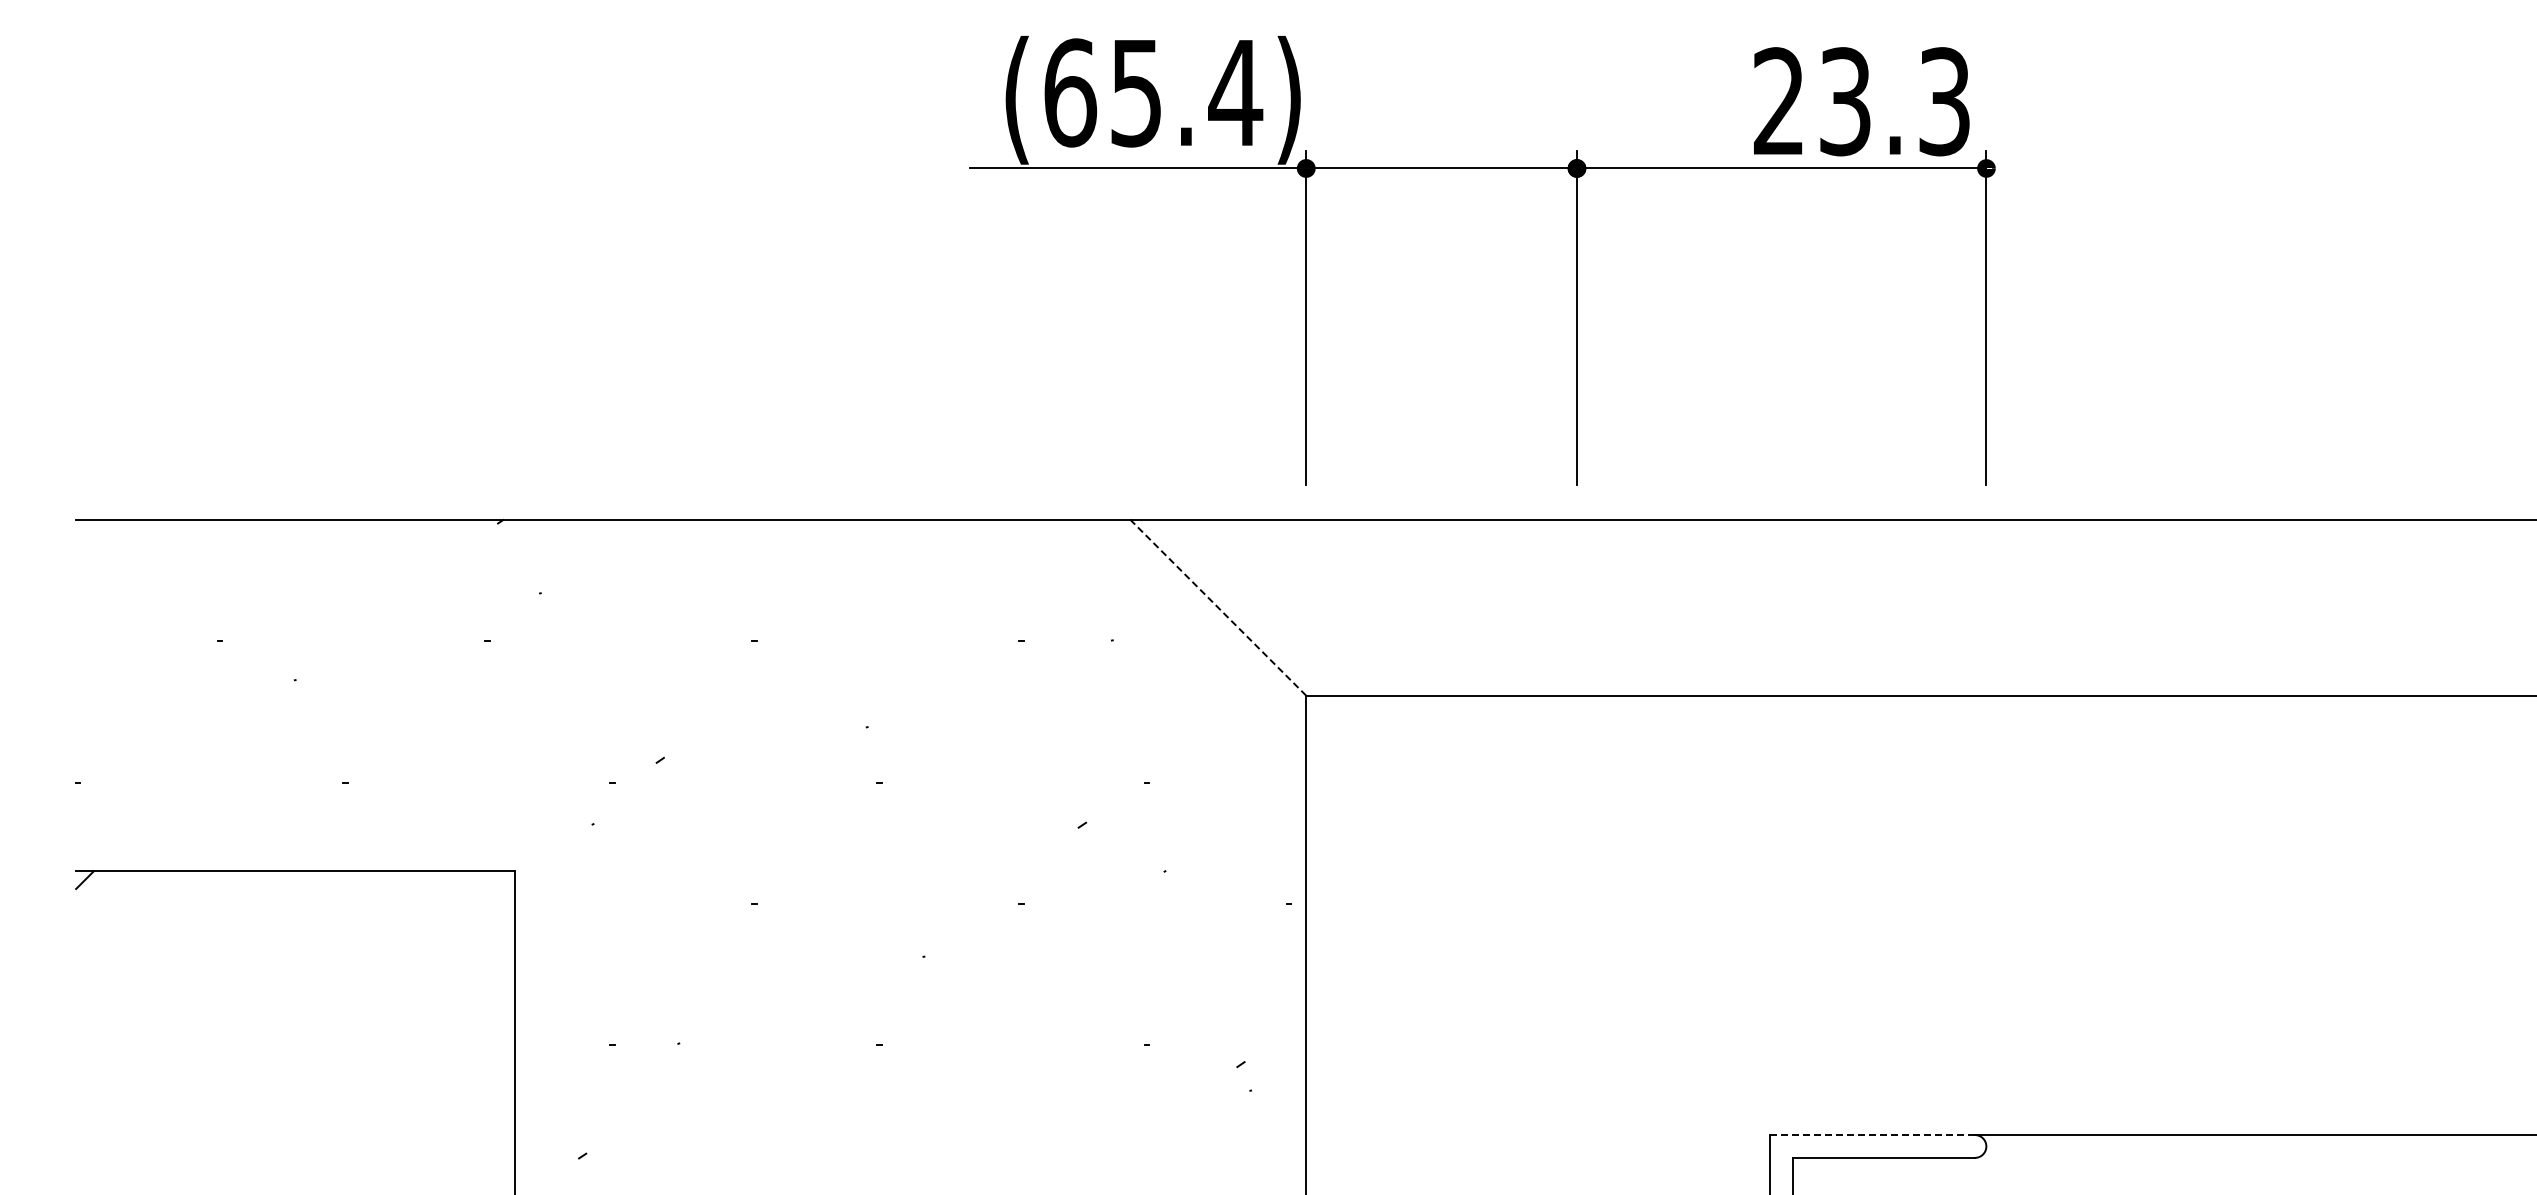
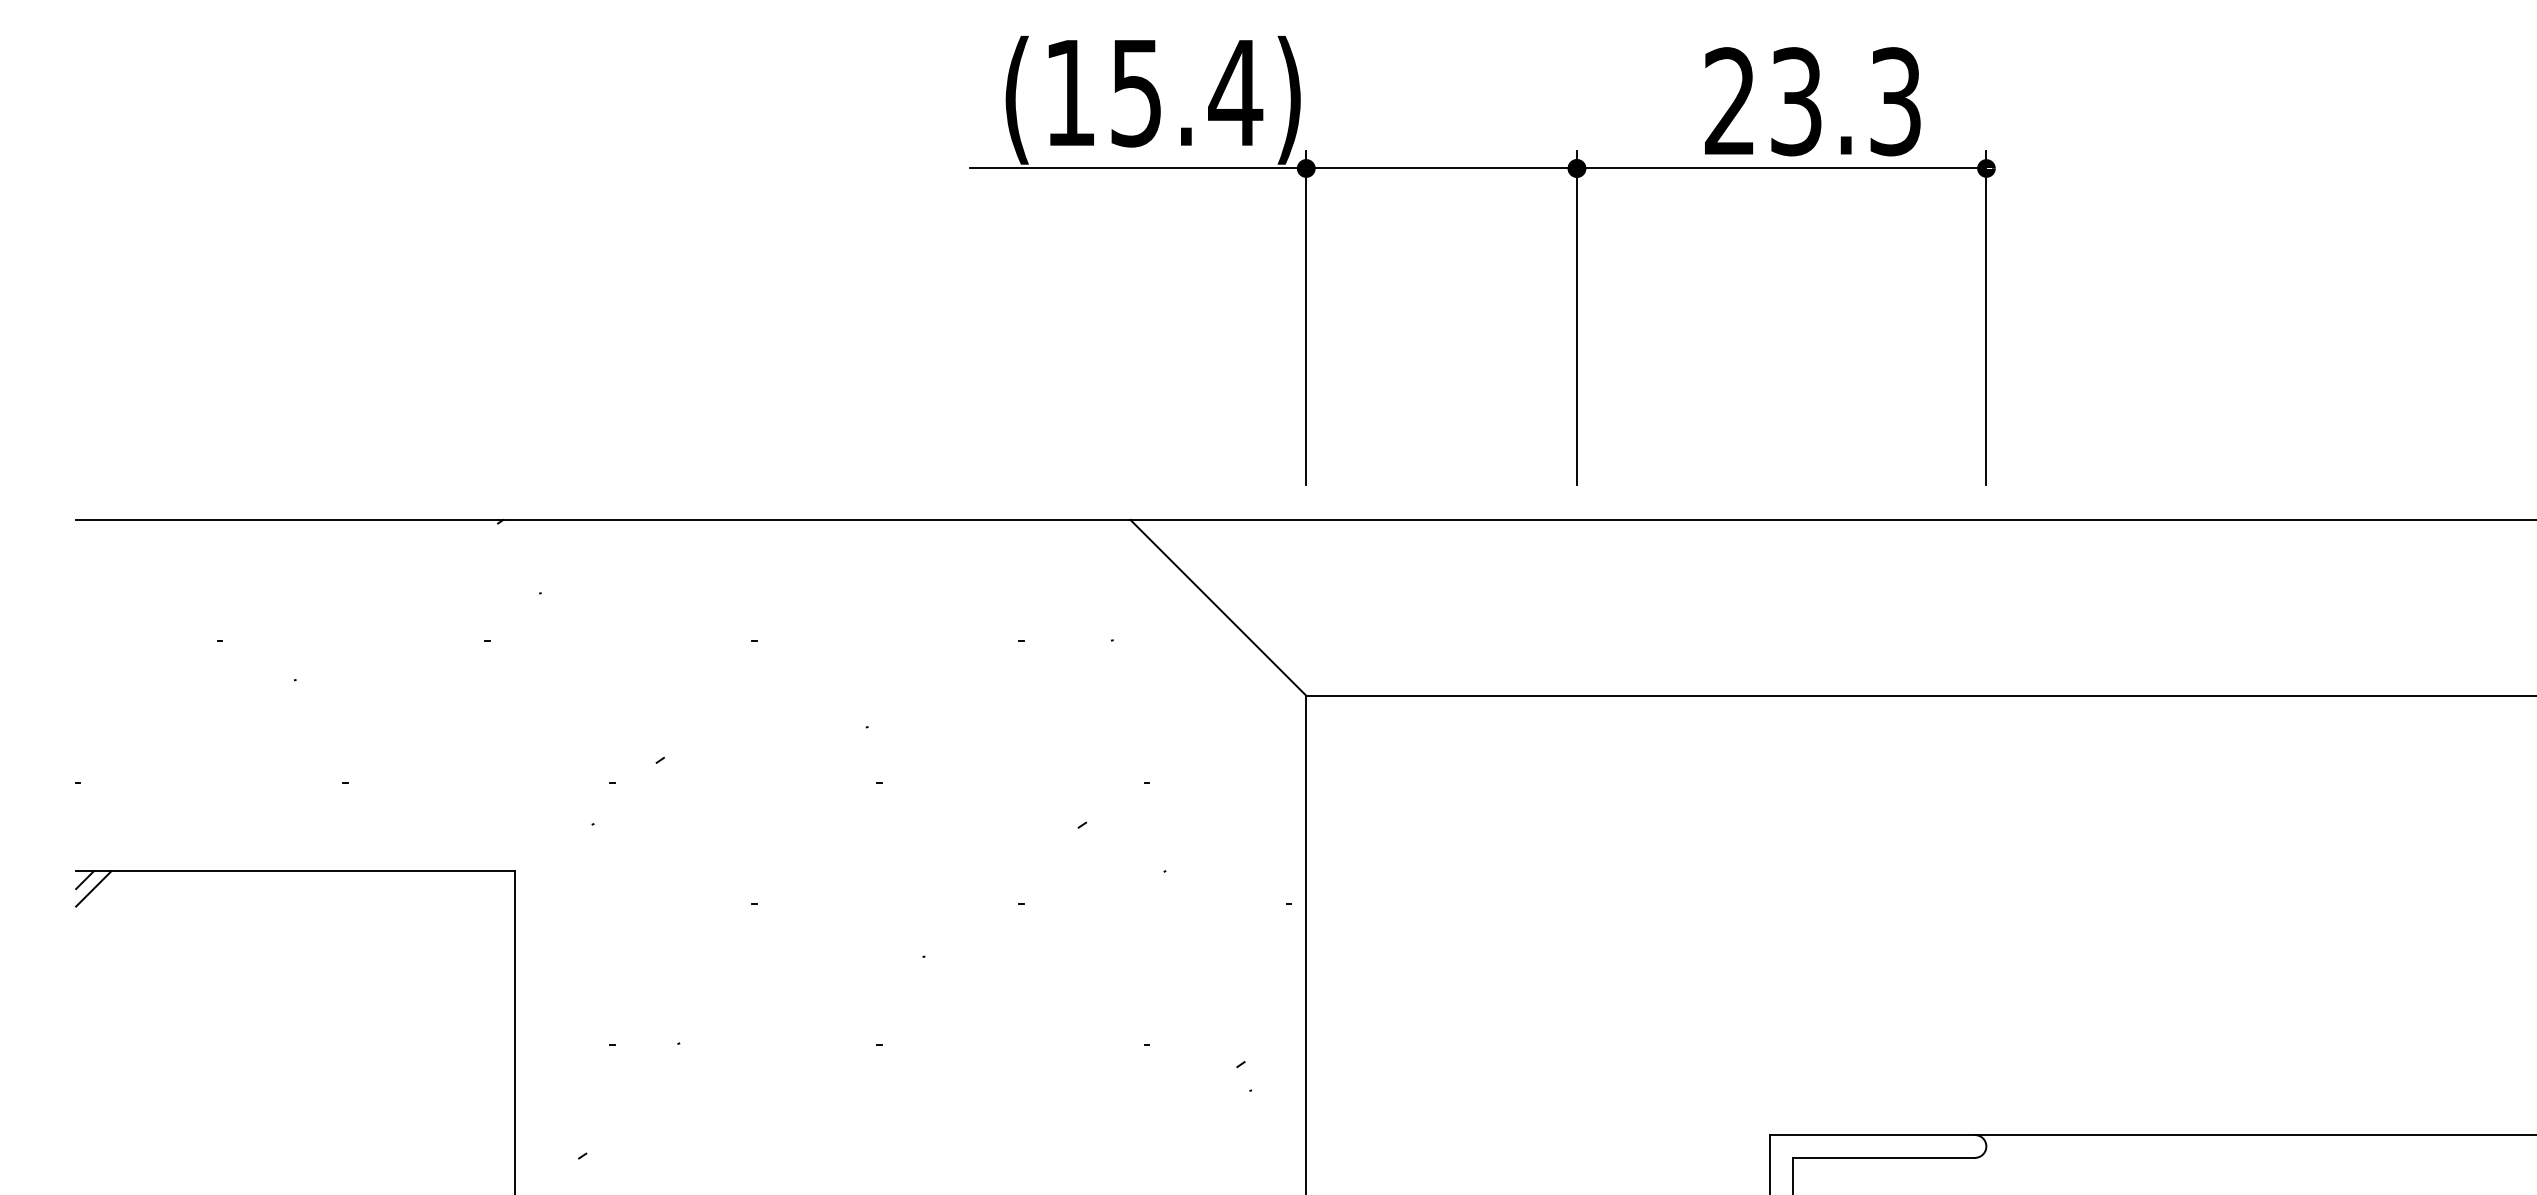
text: (65.4) -> (15.4) (1070, 92)
text position: (1861, 101) -> (1812, 101) (1812, 101)
line: dashed -> solid (1218, 607)
line: none -> present (93, 888)
line: dashed -> solid (1873, 1135)
